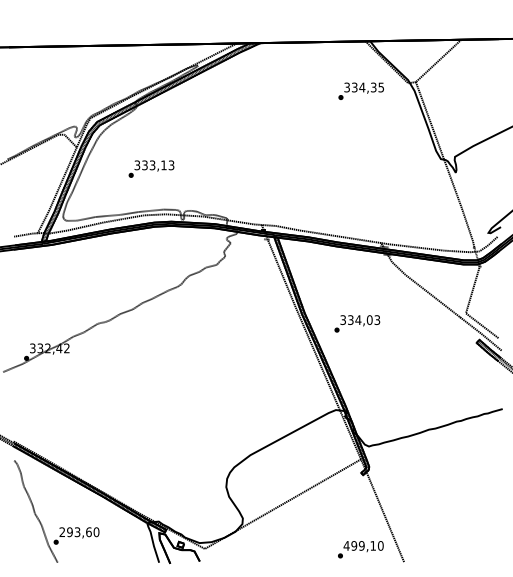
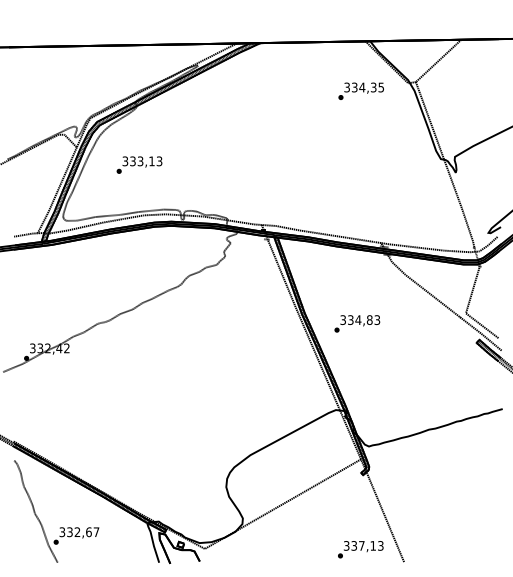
text position: (151, 168) -> (139, 164) (139, 164)
text: 334,03 -> 334,83 (369, 319)
text: 293,60 -> 332,67 (79, 532)
text: 499,10 -> 337,13 (363, 545)
